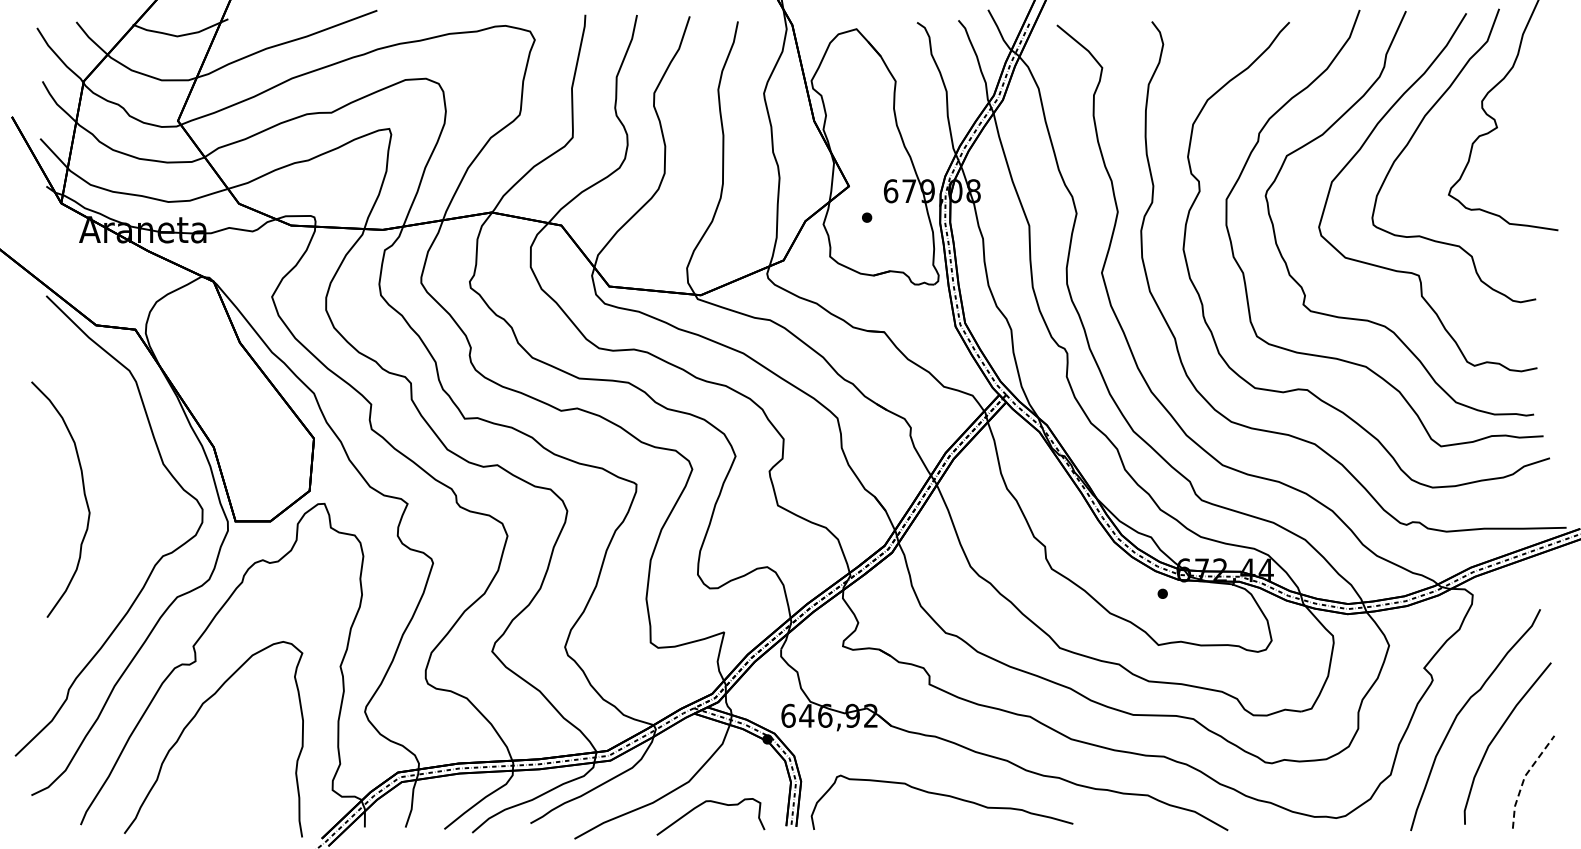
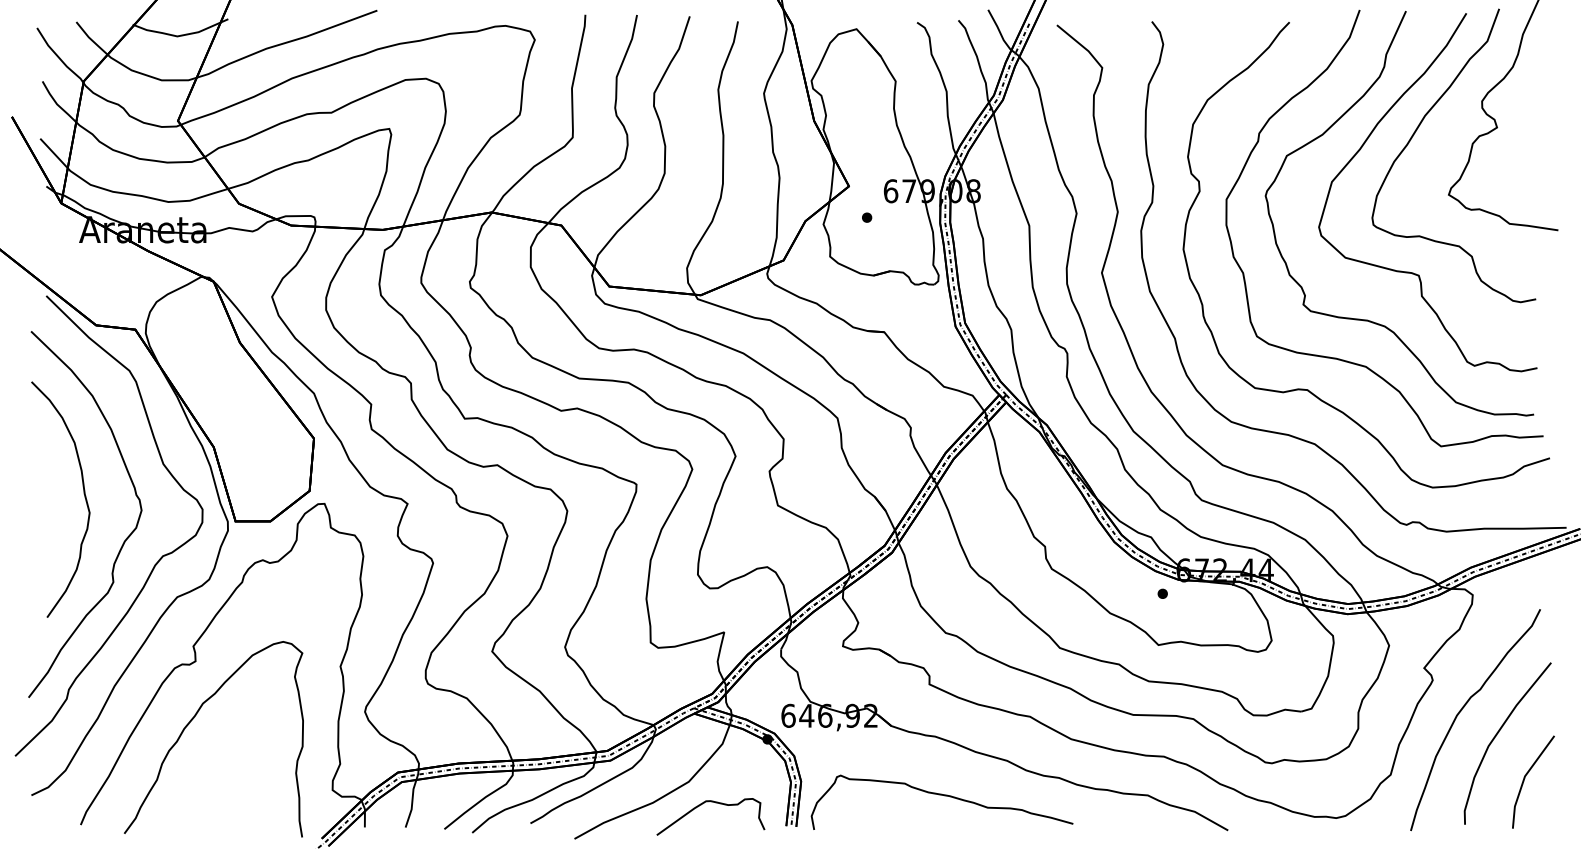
curve: none -> present (123, 541)
line: dashed -> solid (1524, 778)
